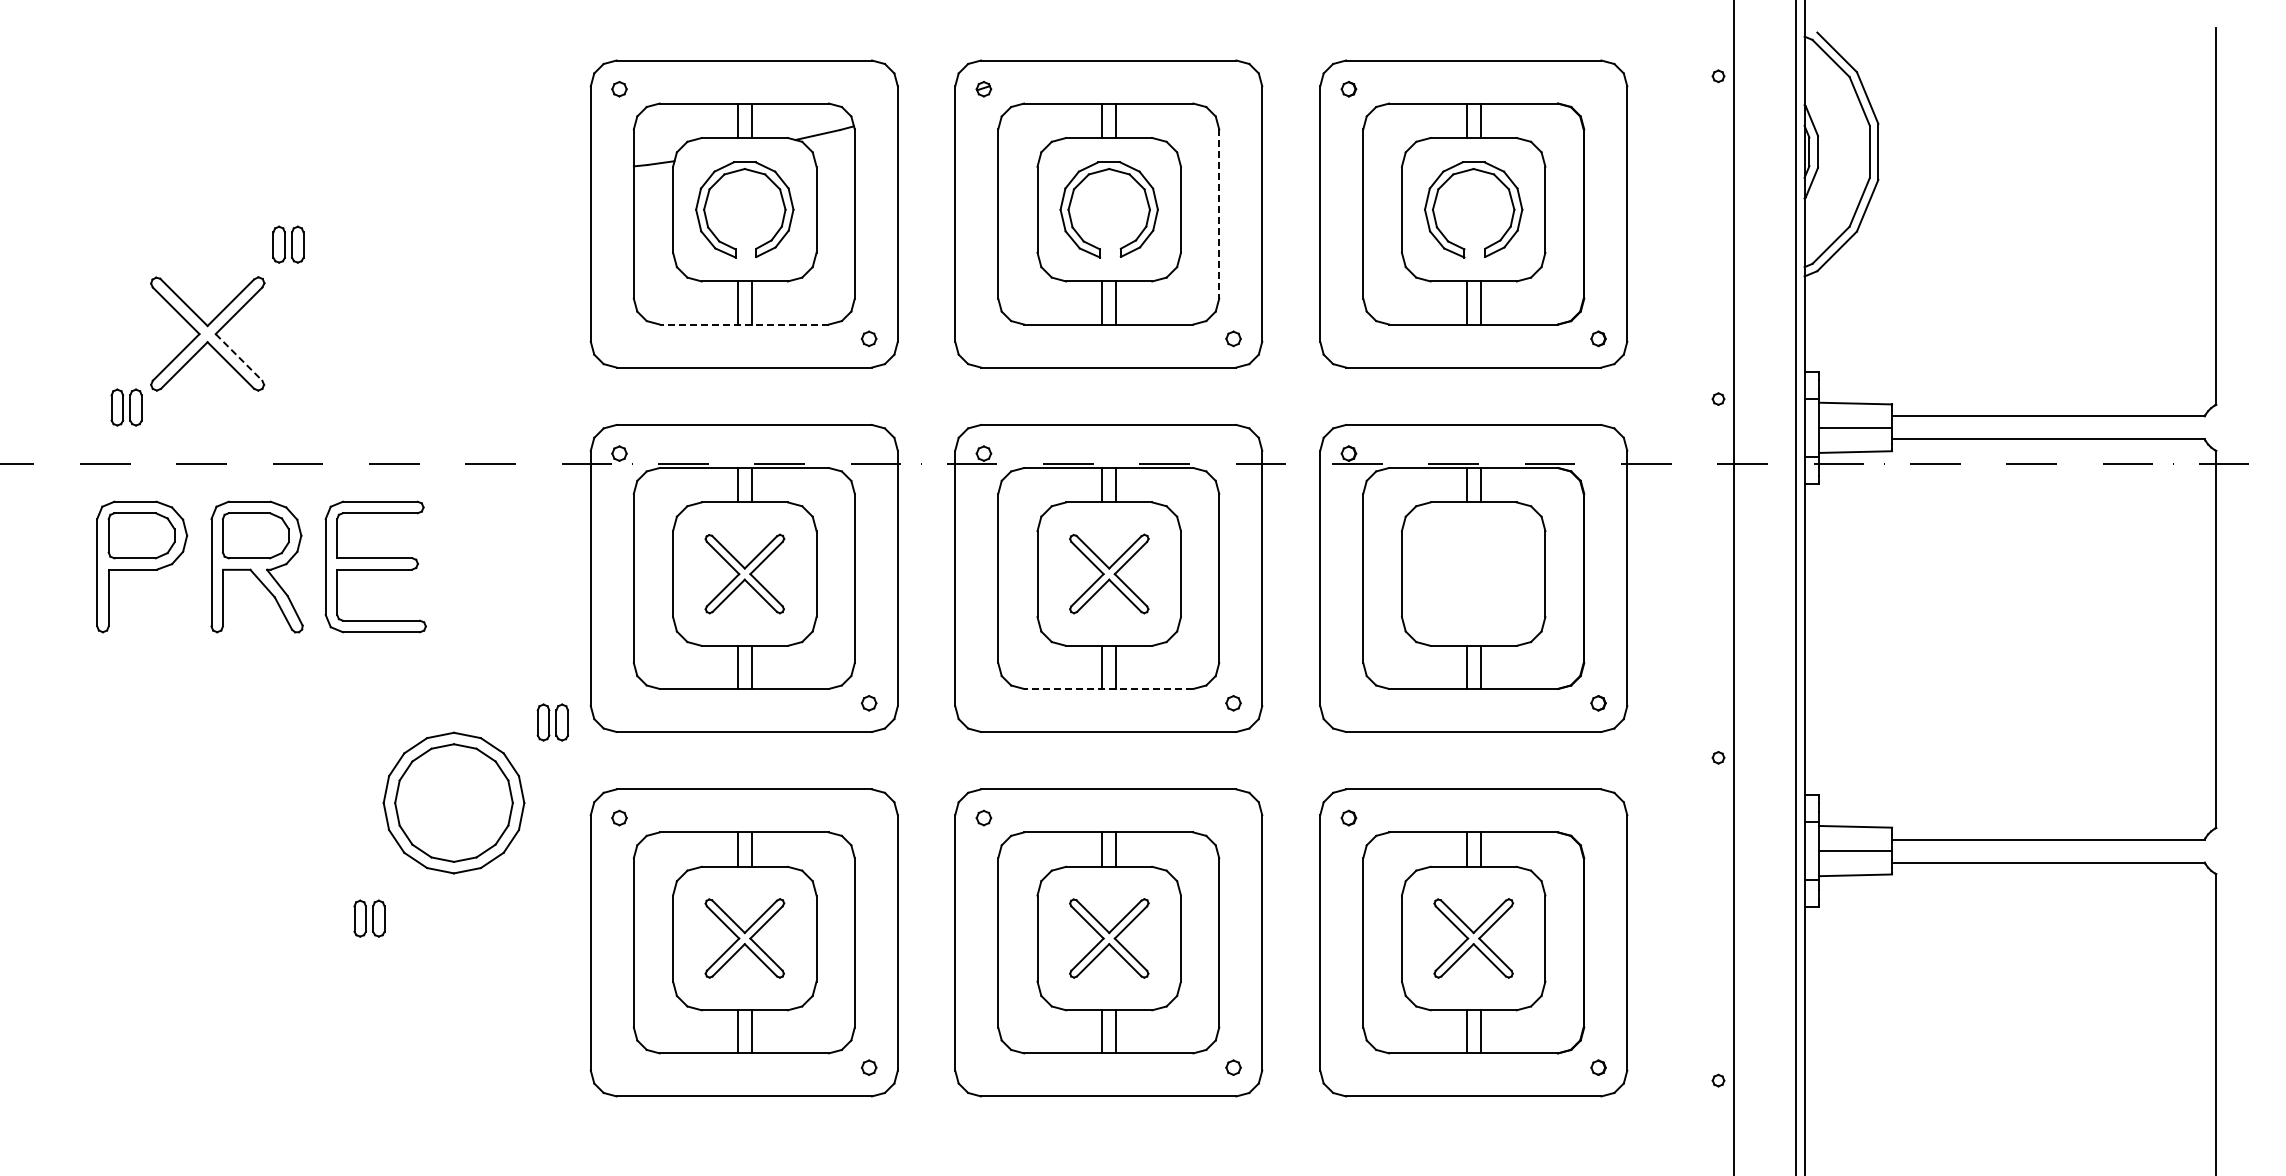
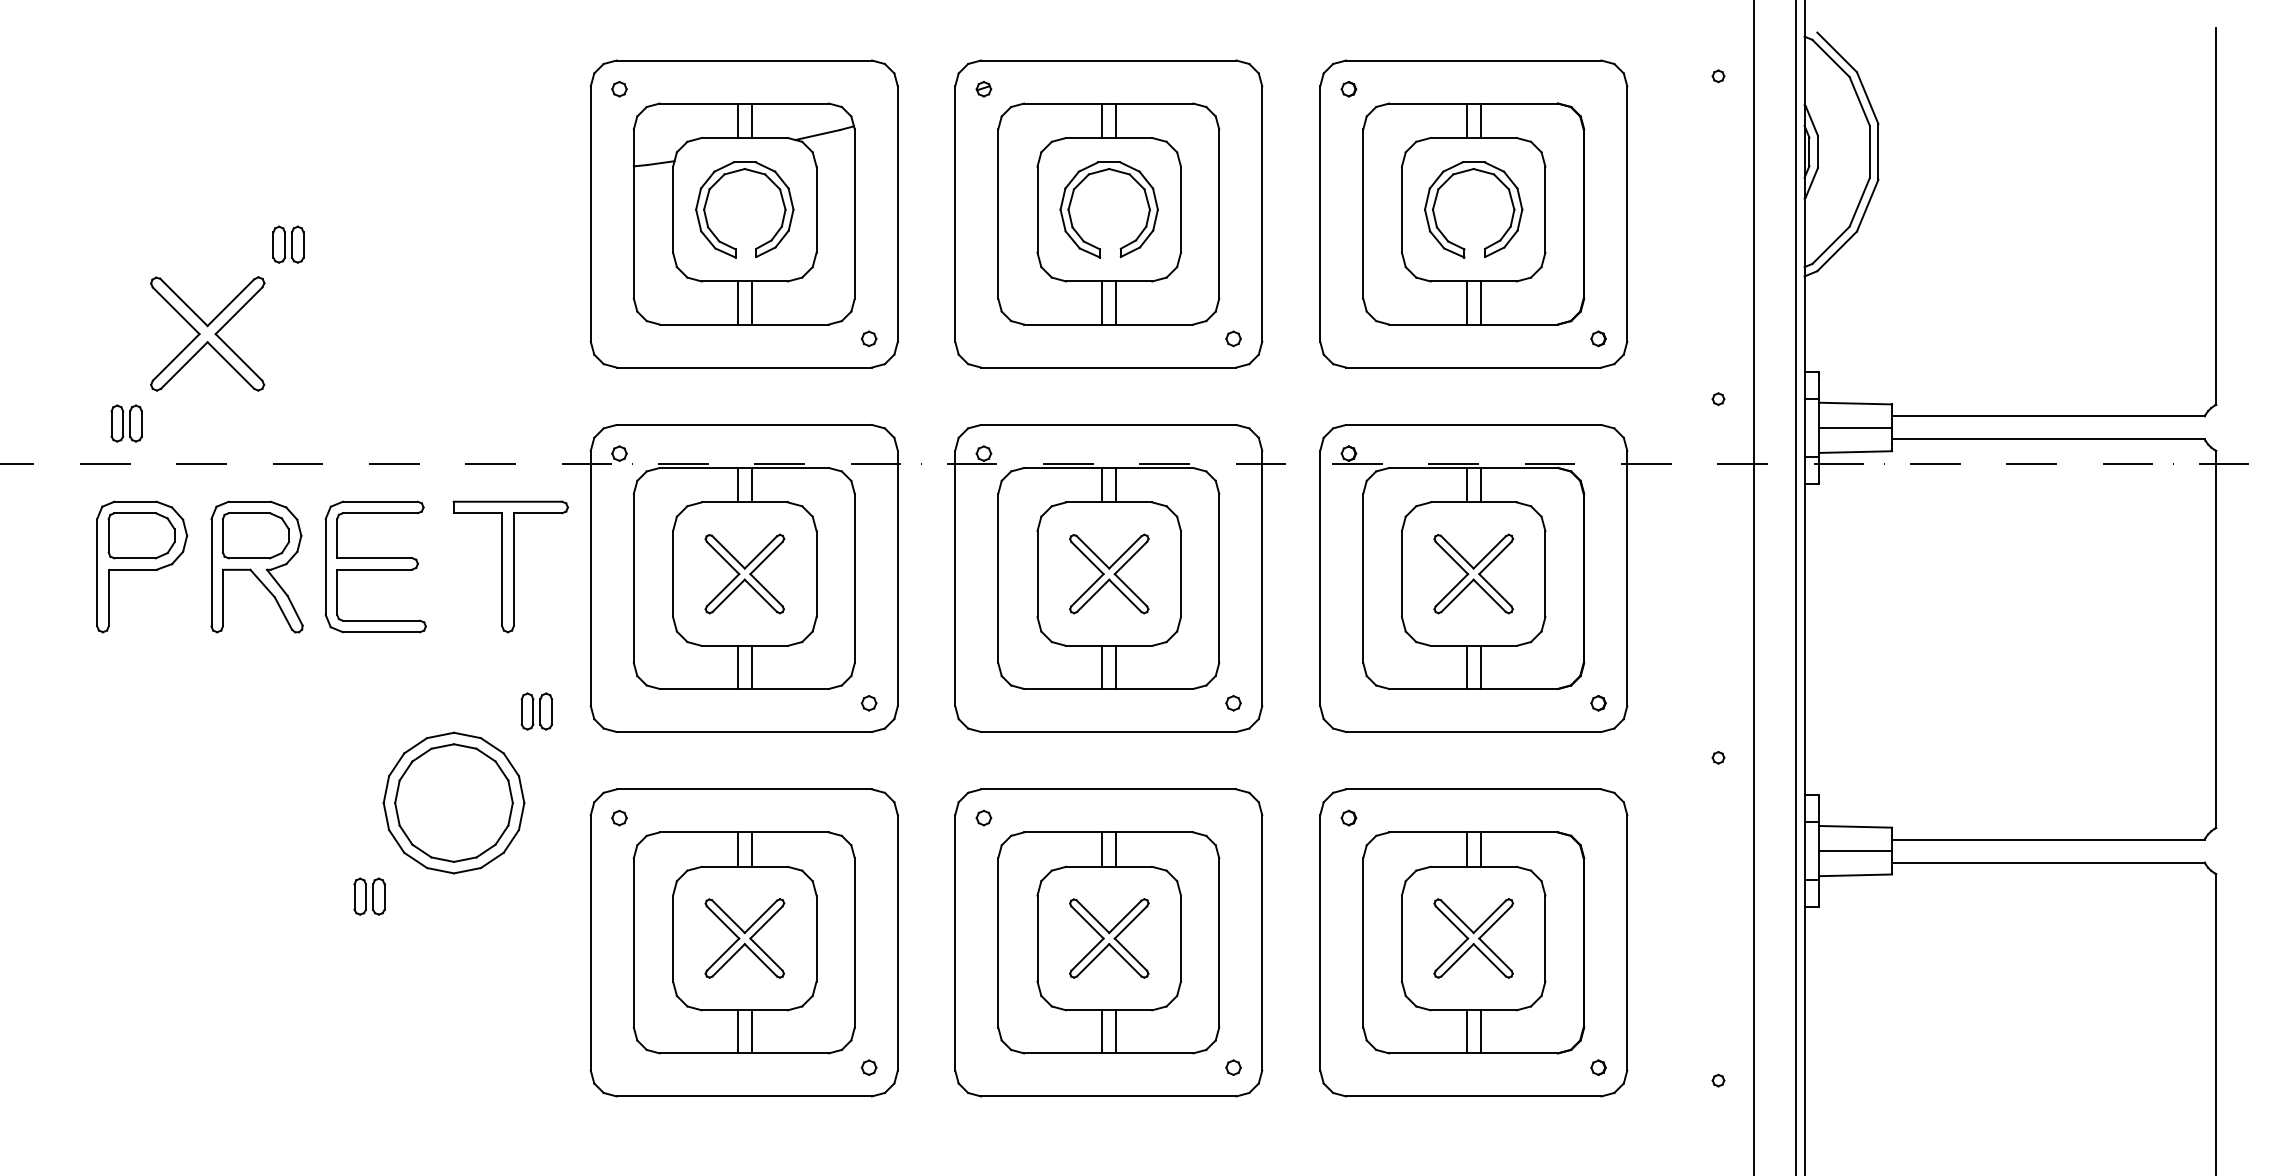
line: dashed -> solid (1219, 214)
line: dashed -> solid (744, 324)
line: dashed -> solid (239, 357)
part position: (126, 407) -> (126, 423) (126, 423)
part: none -> present (510, 566)
part: none -> present (1473, 573)
line position: (1734, 587) -> (1754, 587) (1754, 587)
line: dashed -> solid (1108, 688)
part position: (552, 722) -> (536, 711) (536, 711)
part position: (369, 918) -> (369, 896) (369, 896)
